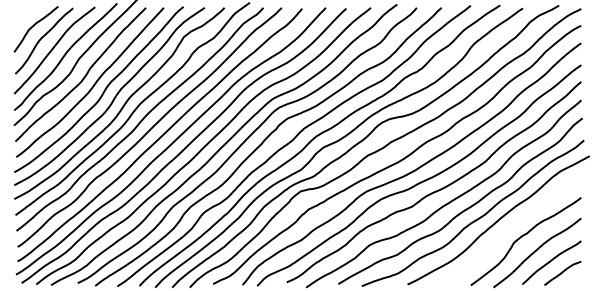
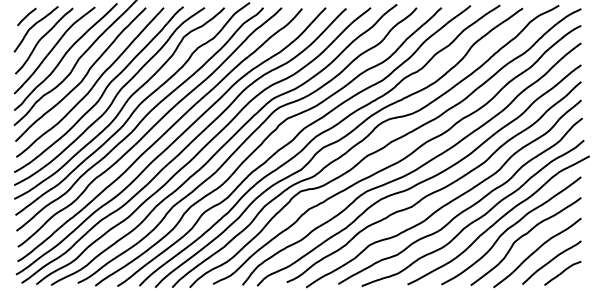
line: none -> present (26, 16)
curve: none -> present (510, 228)
